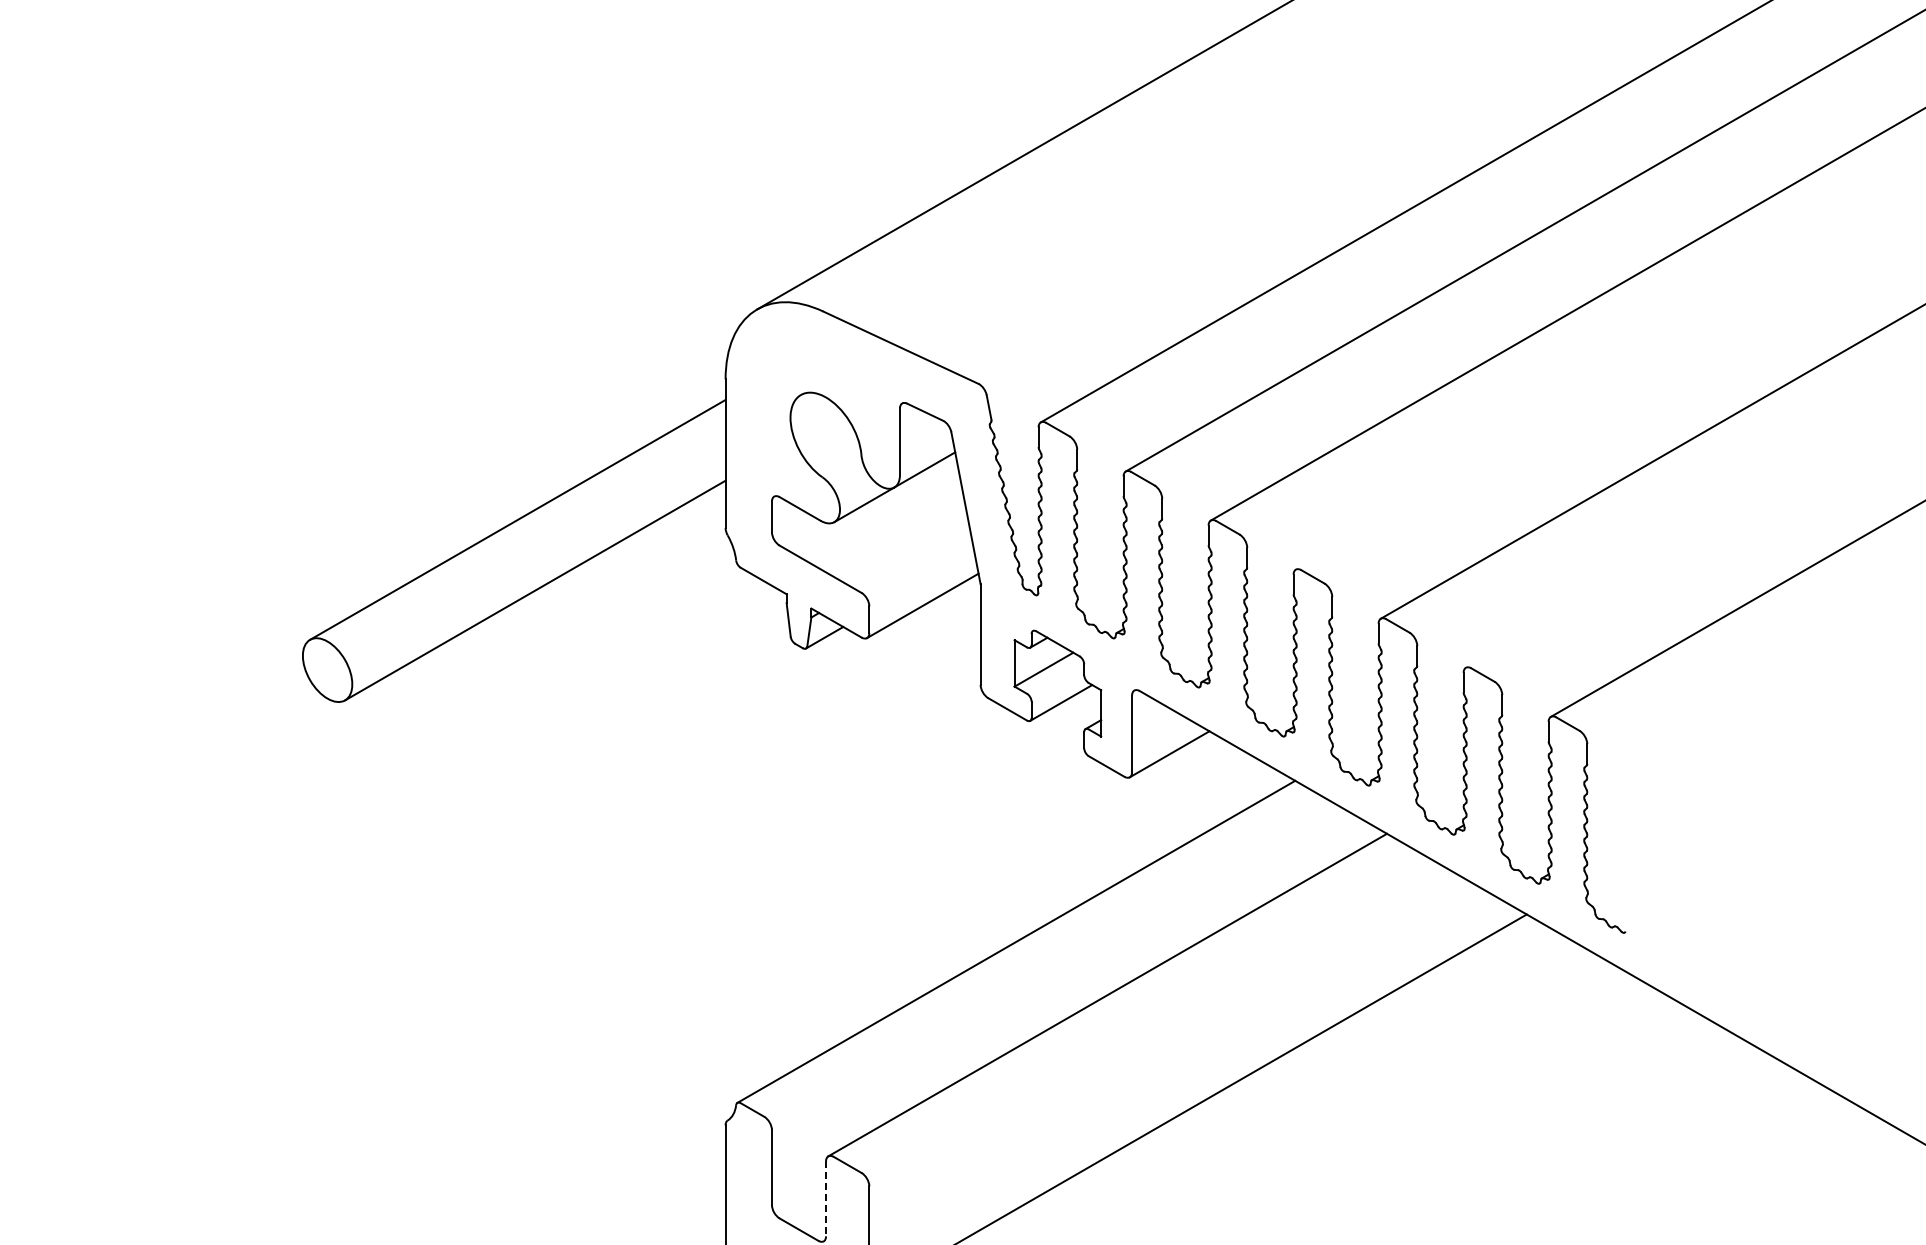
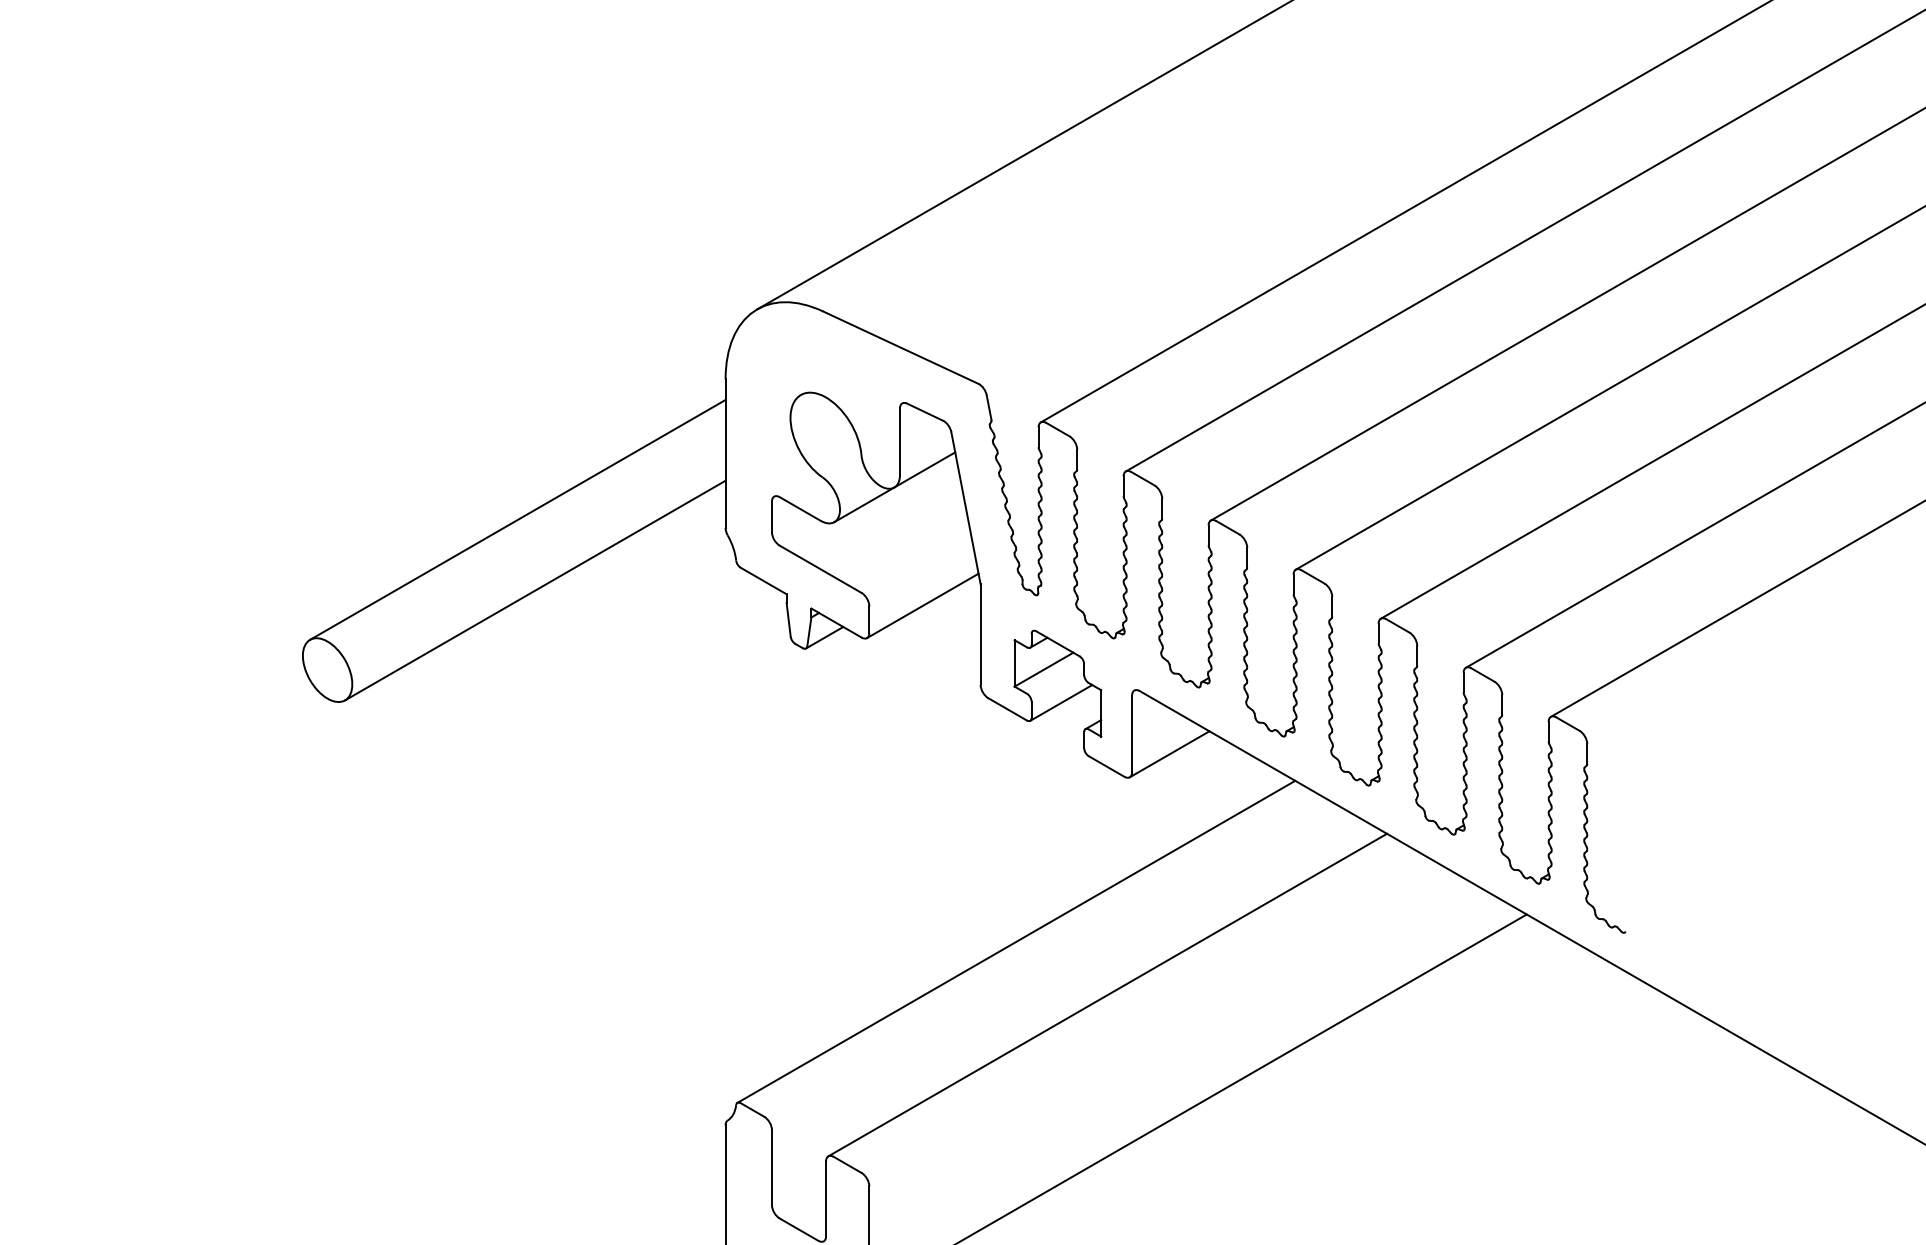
line: none -> present (1608, 388)
line: none -> present (1693, 535)
line: dashed -> solid (826, 1199)
